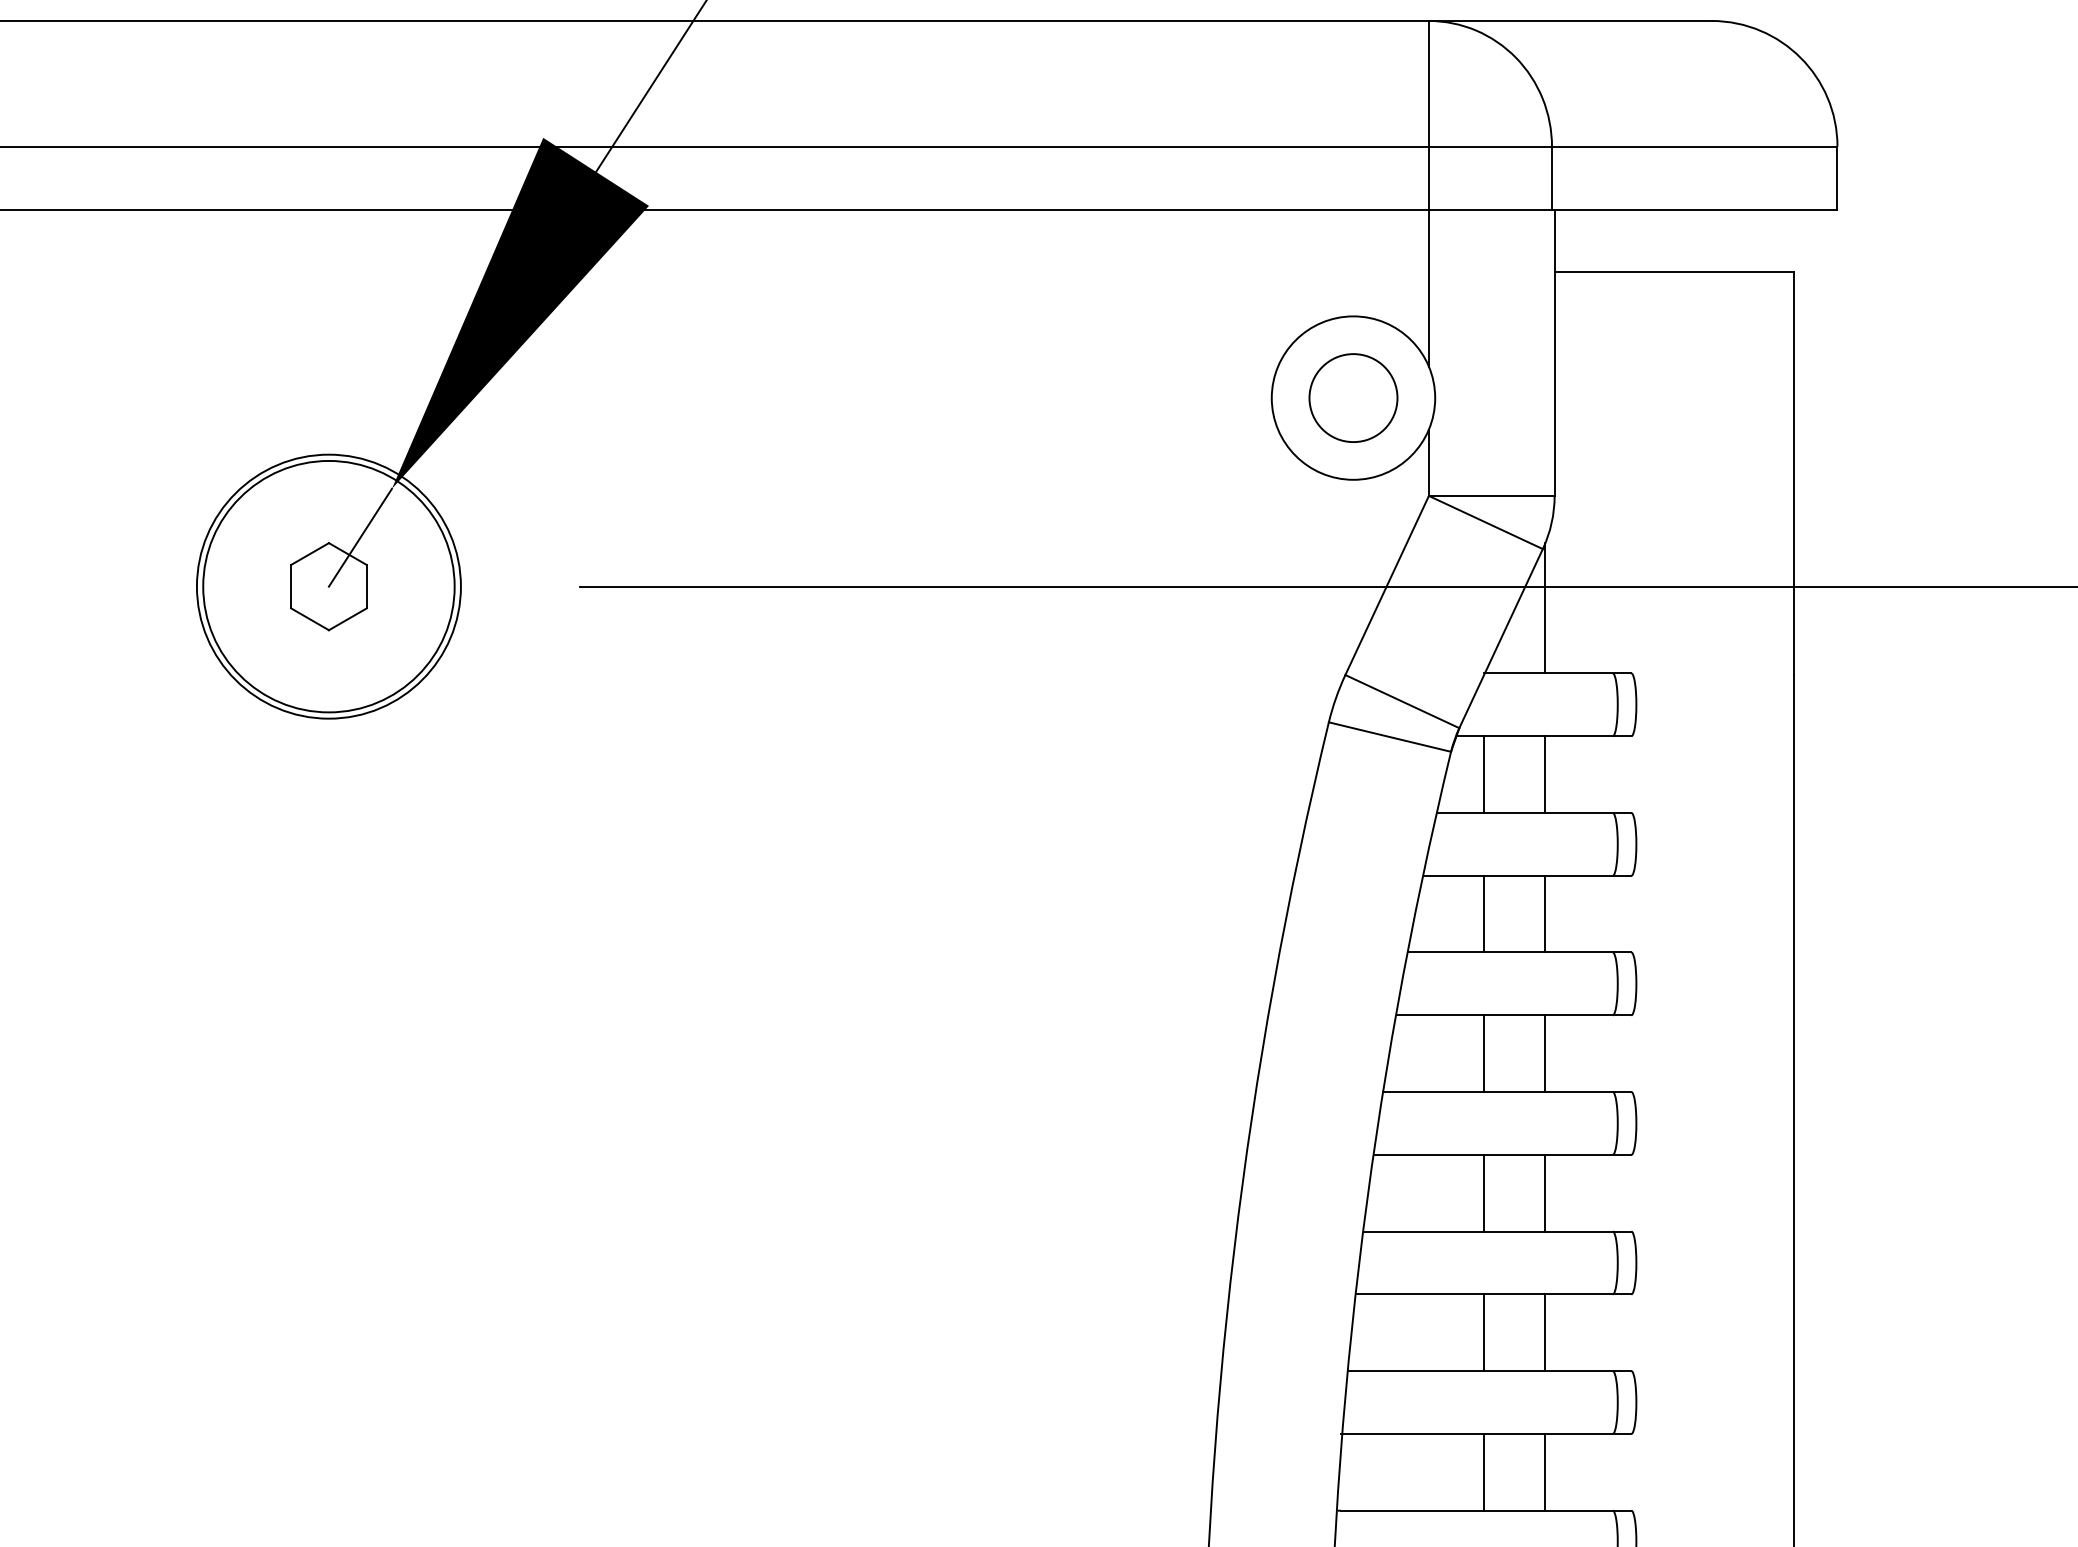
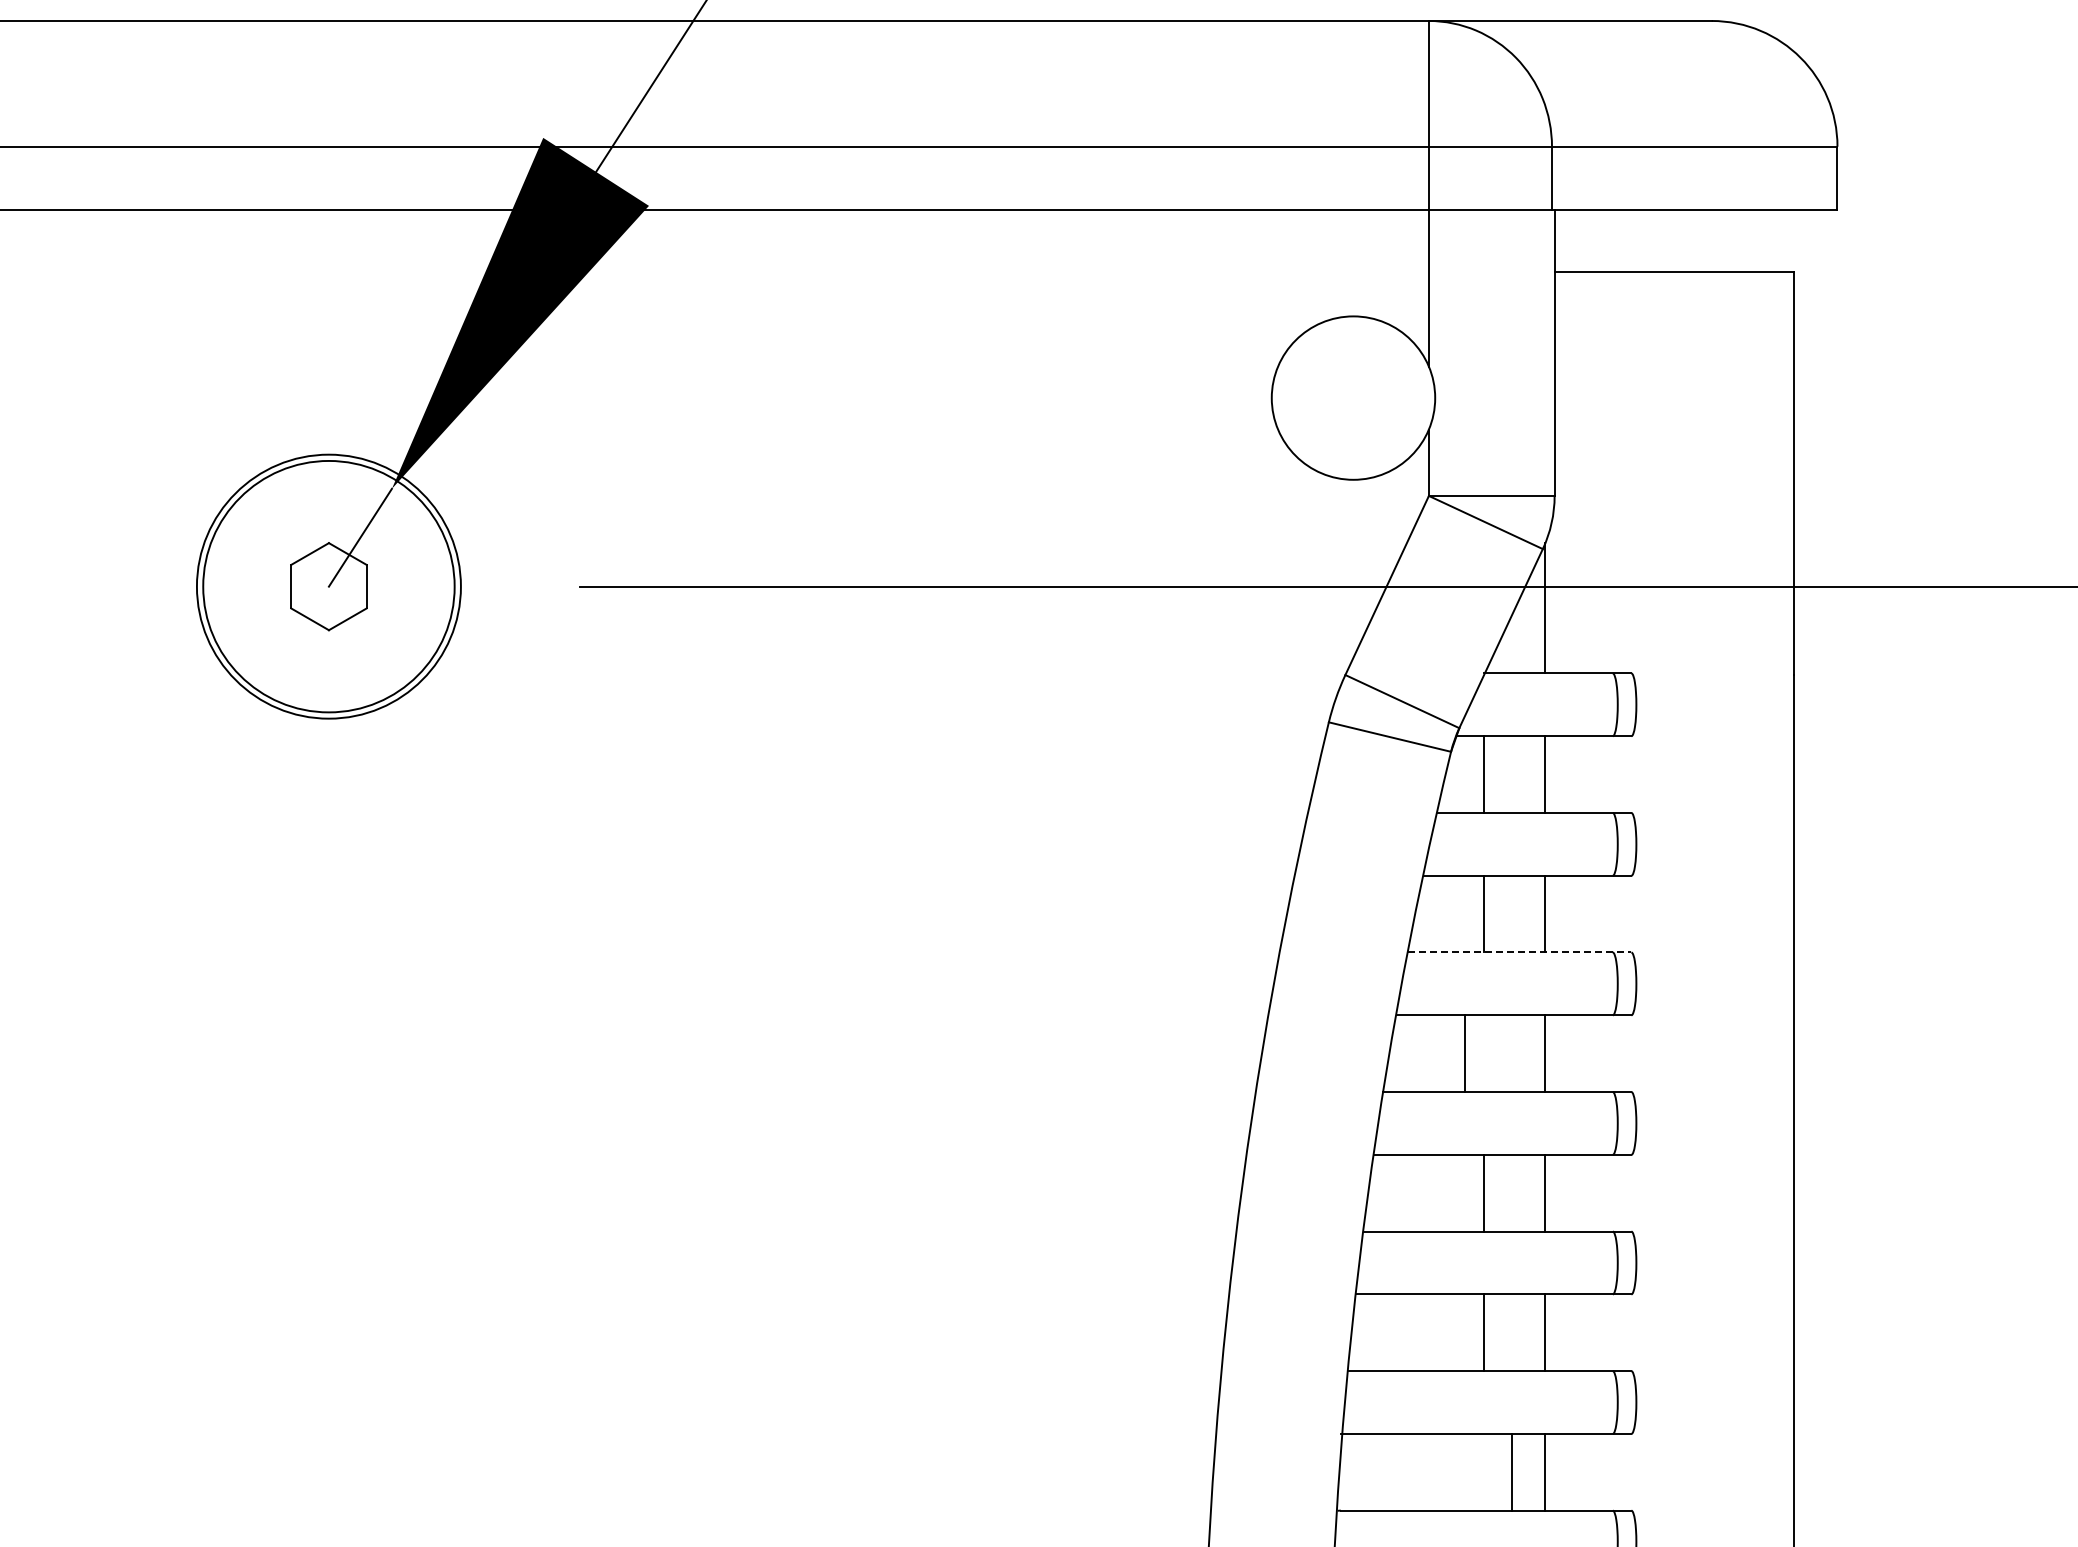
circle: present -> none (1353, 397)
line: solid -> dashed (1519, 952)
line position: (1483, 1053) -> (1464, 1053) (1464, 1053)
line position: (1483, 1471) -> (1511, 1471) (1511, 1471)
